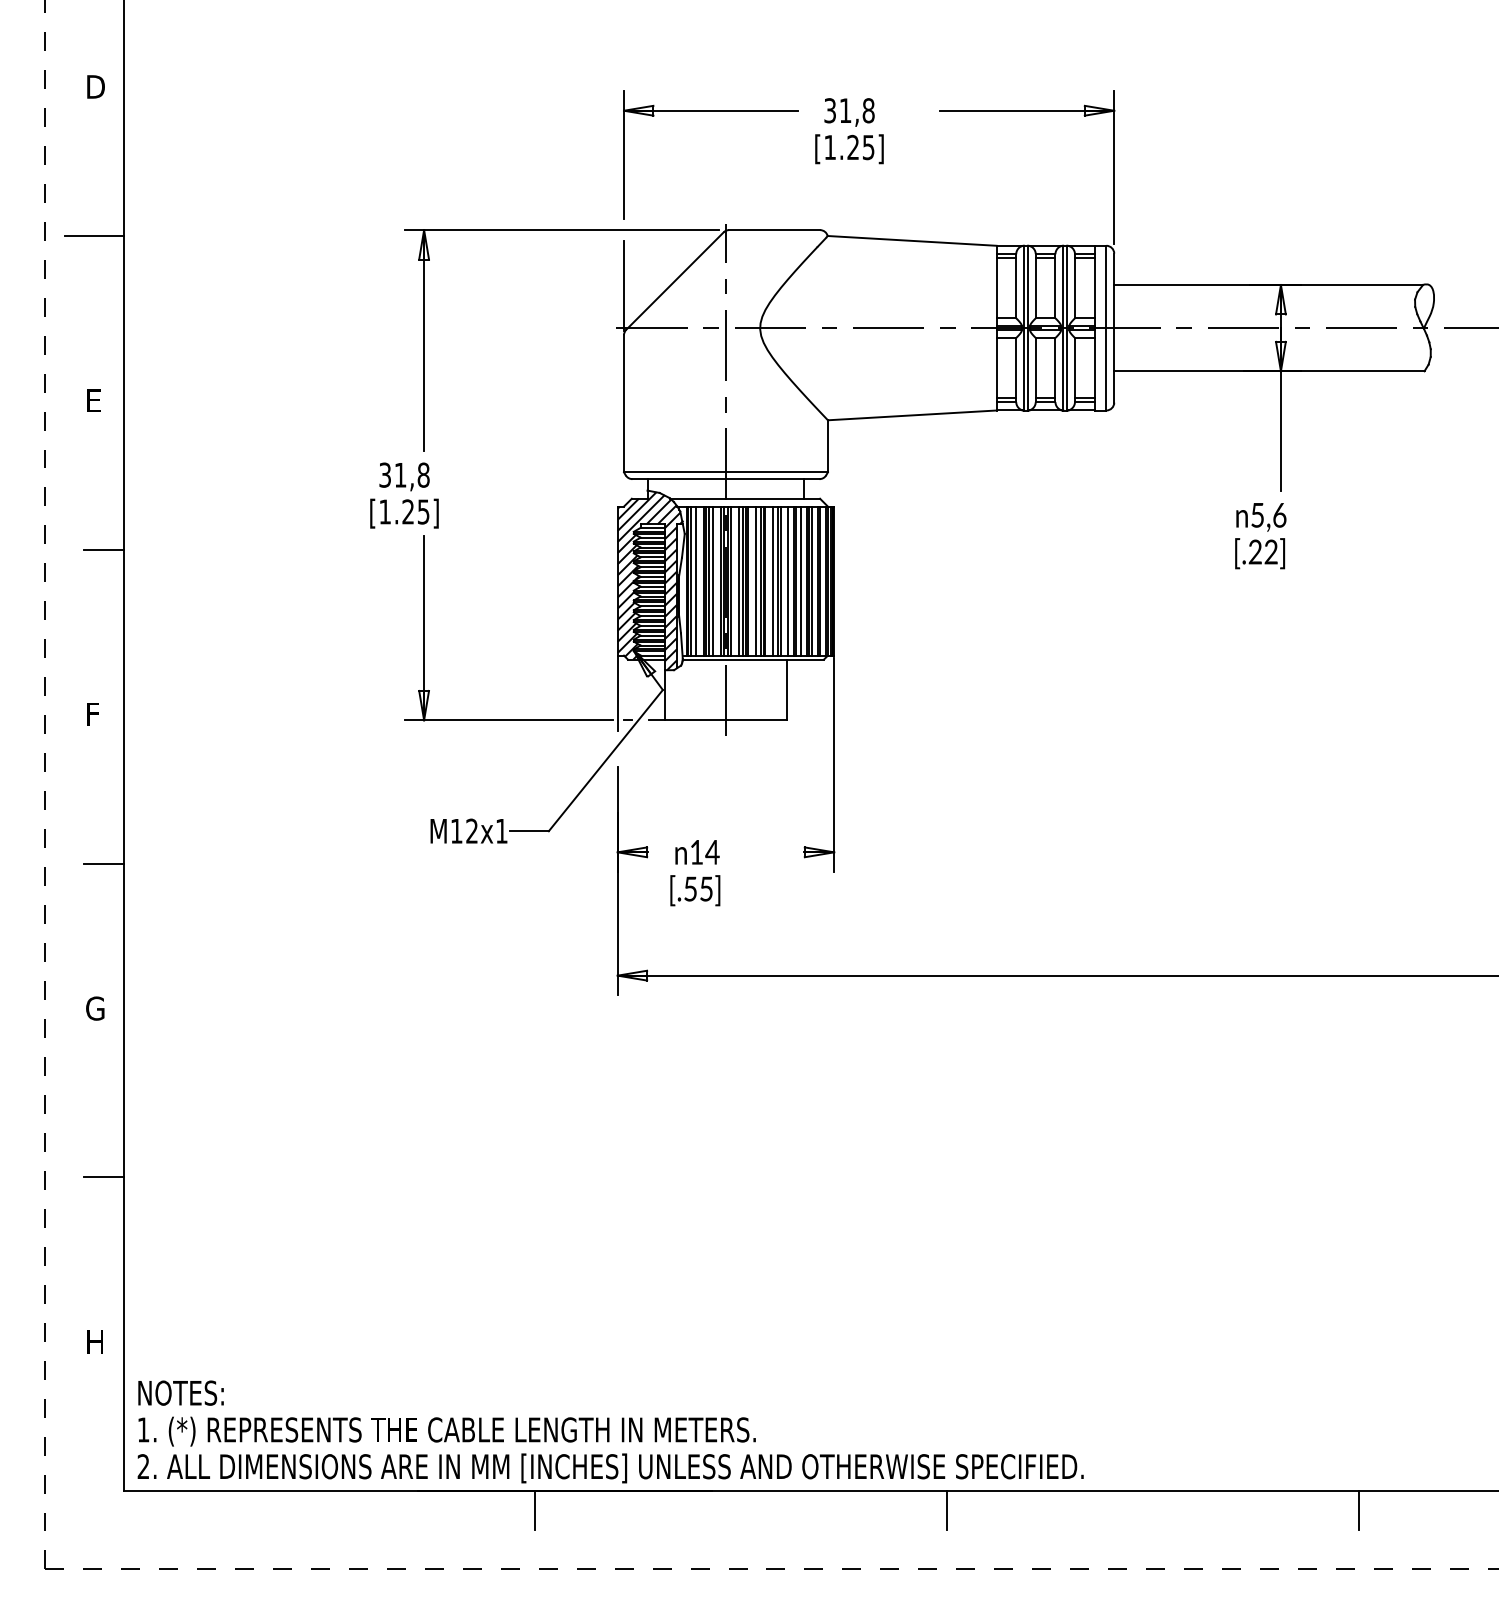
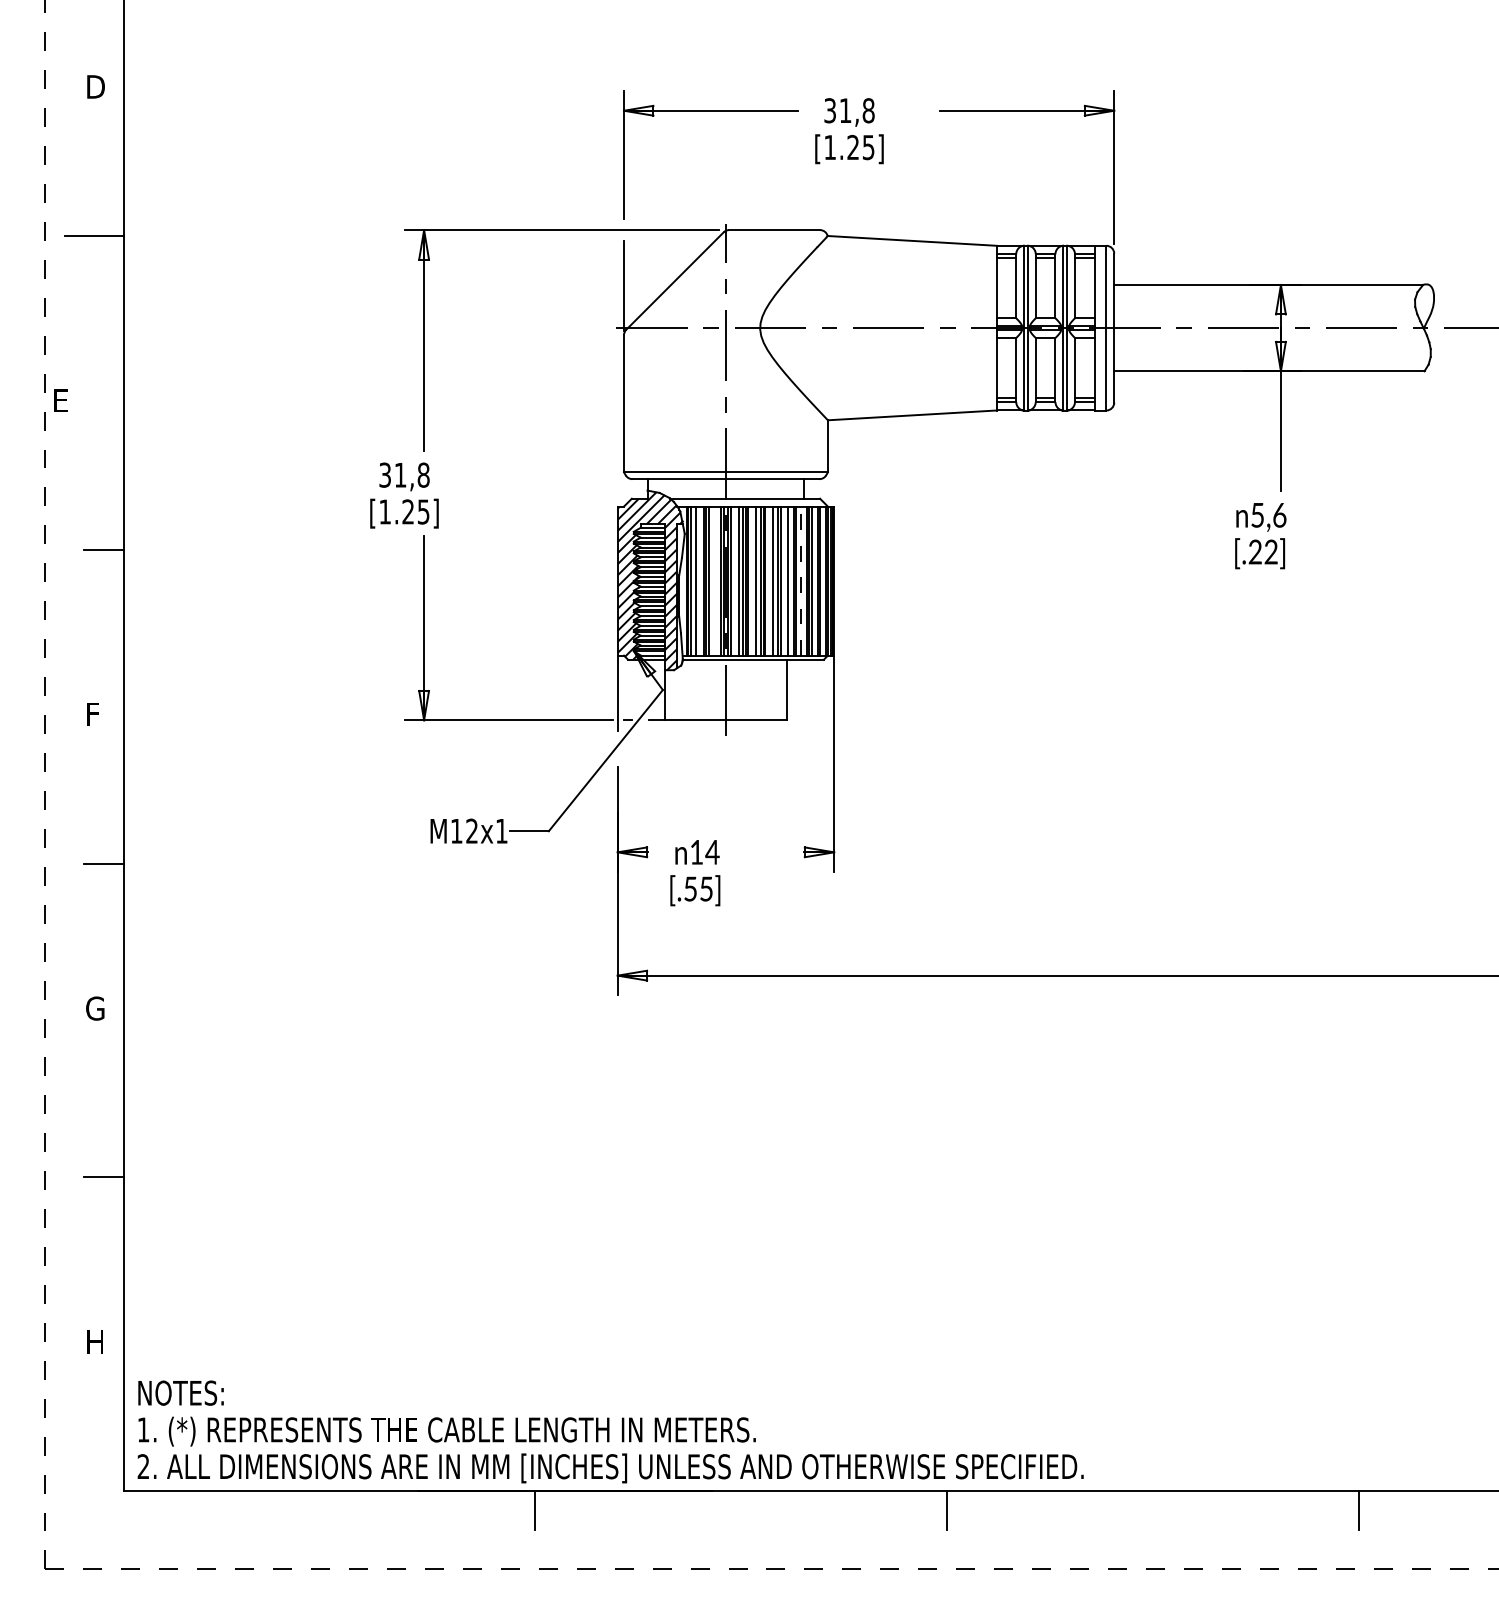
text position: (93, 400) -> (60, 400) (60, 400)
line: present -> none (713, 580)
line: solid -> dashed (800, 581)
